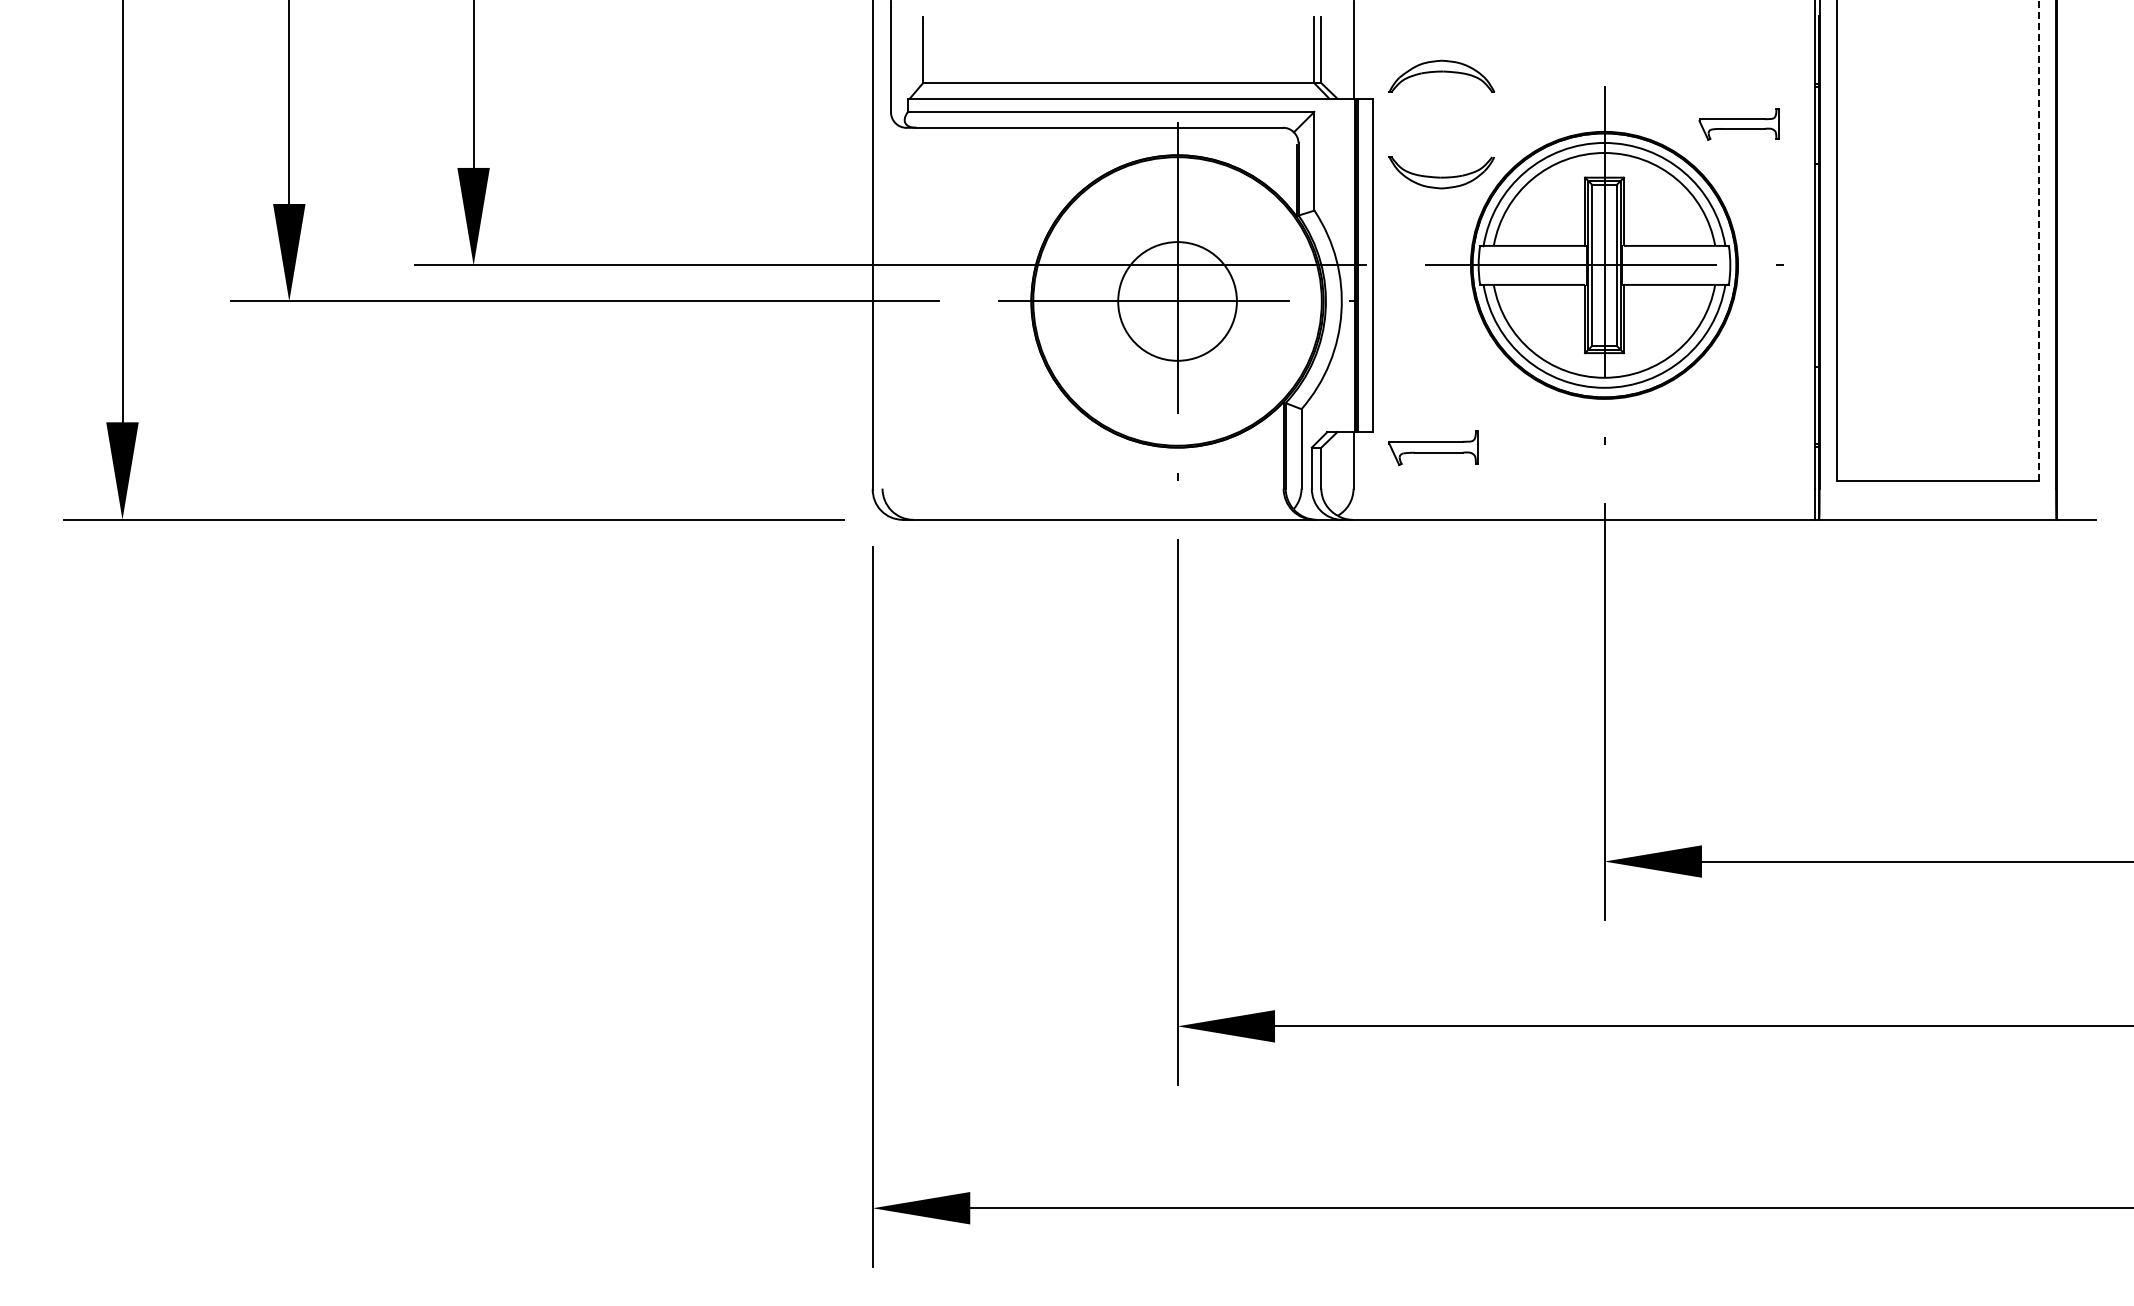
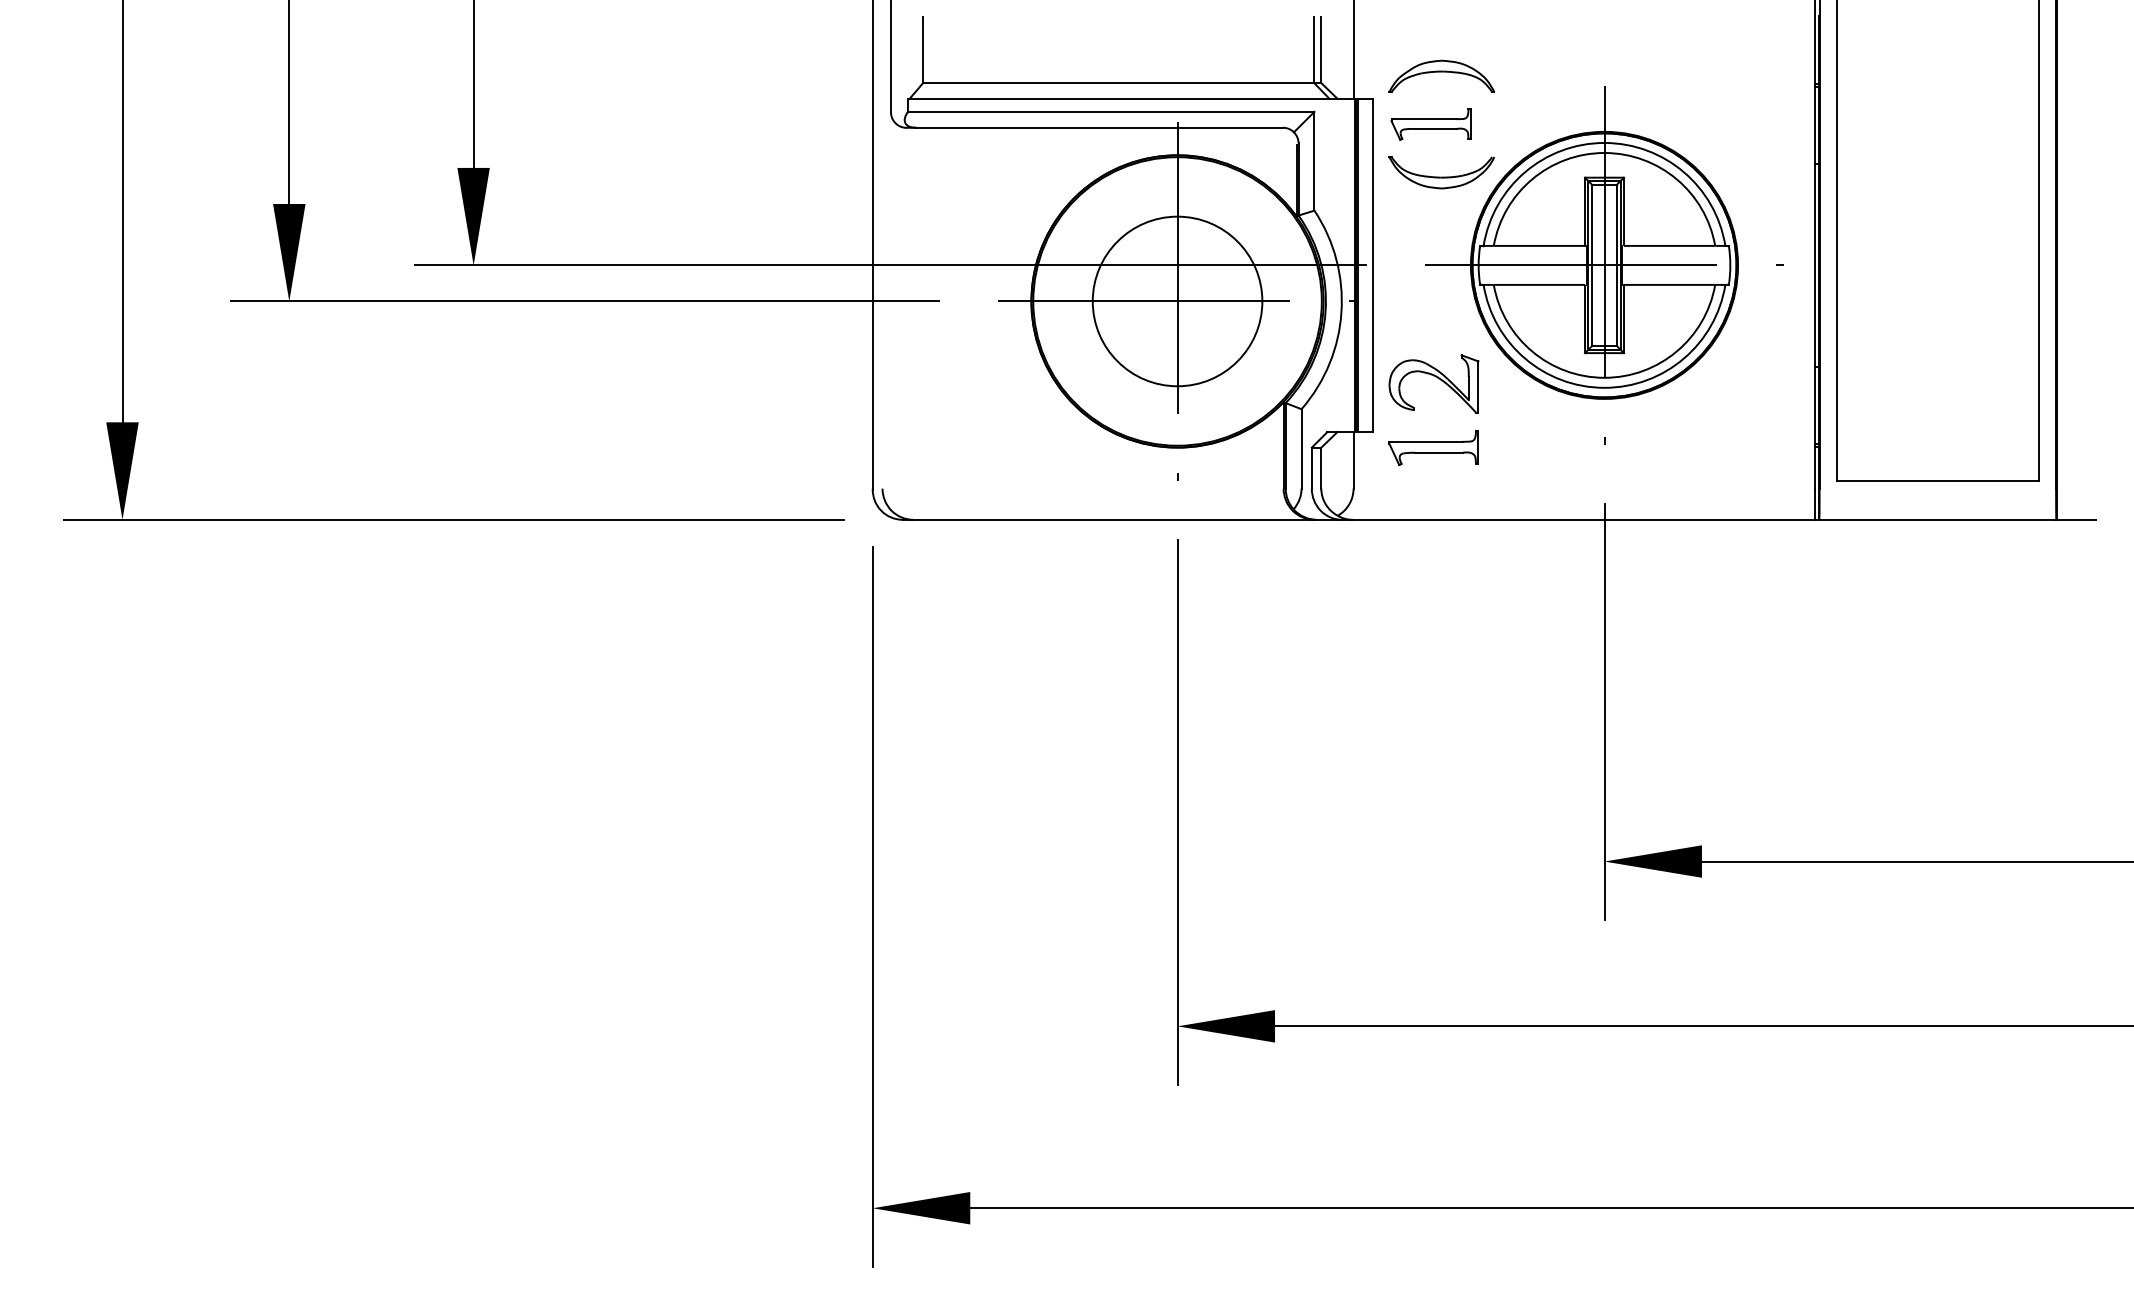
part position: (1738, 124) -> (1430, 124) (1430, 124)
line: dashed -> solid (2039, 239)
circle diameter: 119 px -> 170 px (1177, 301)
part: none -> present (1435, 377)
